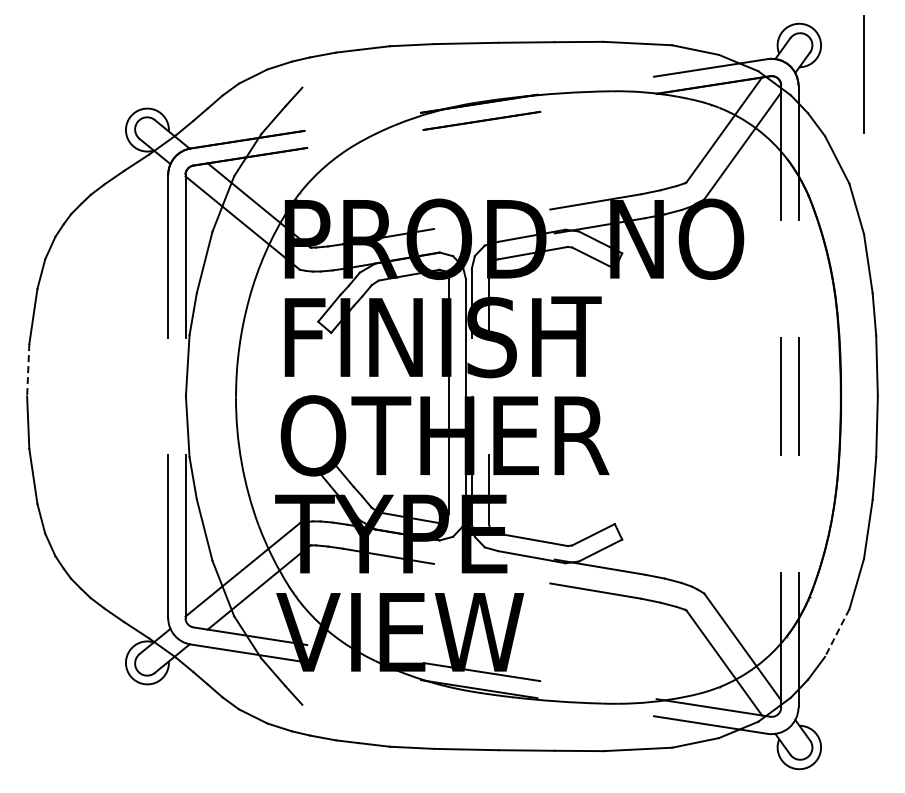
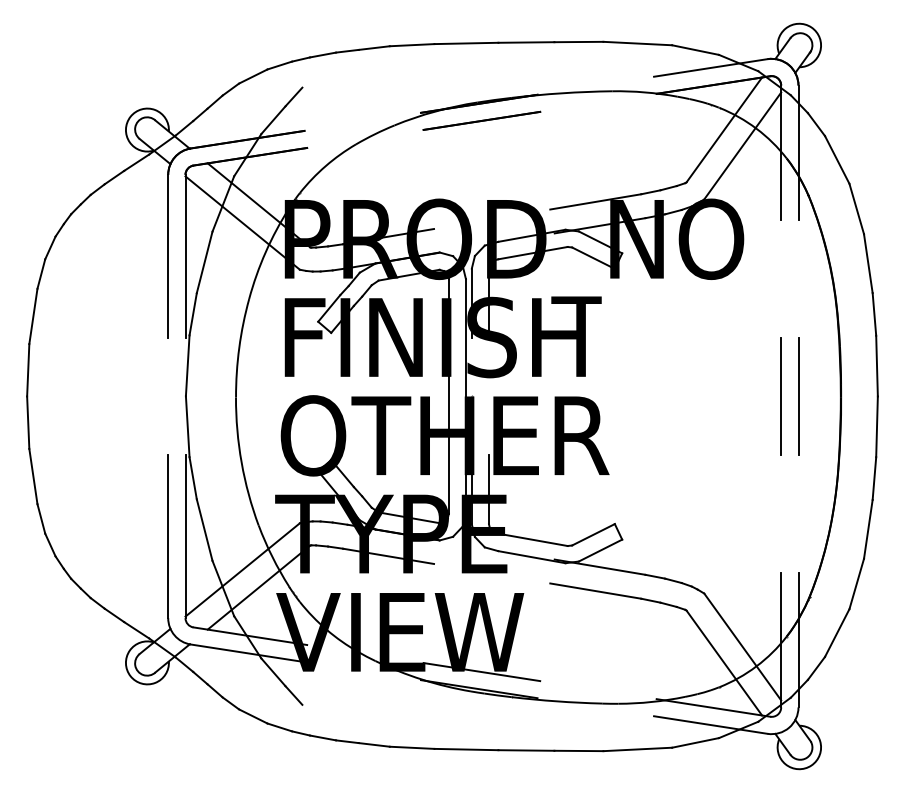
line: present -> none (863, 74)
line: dashed -> solid (28, 370)
line: dashed -> solid (837, 633)
